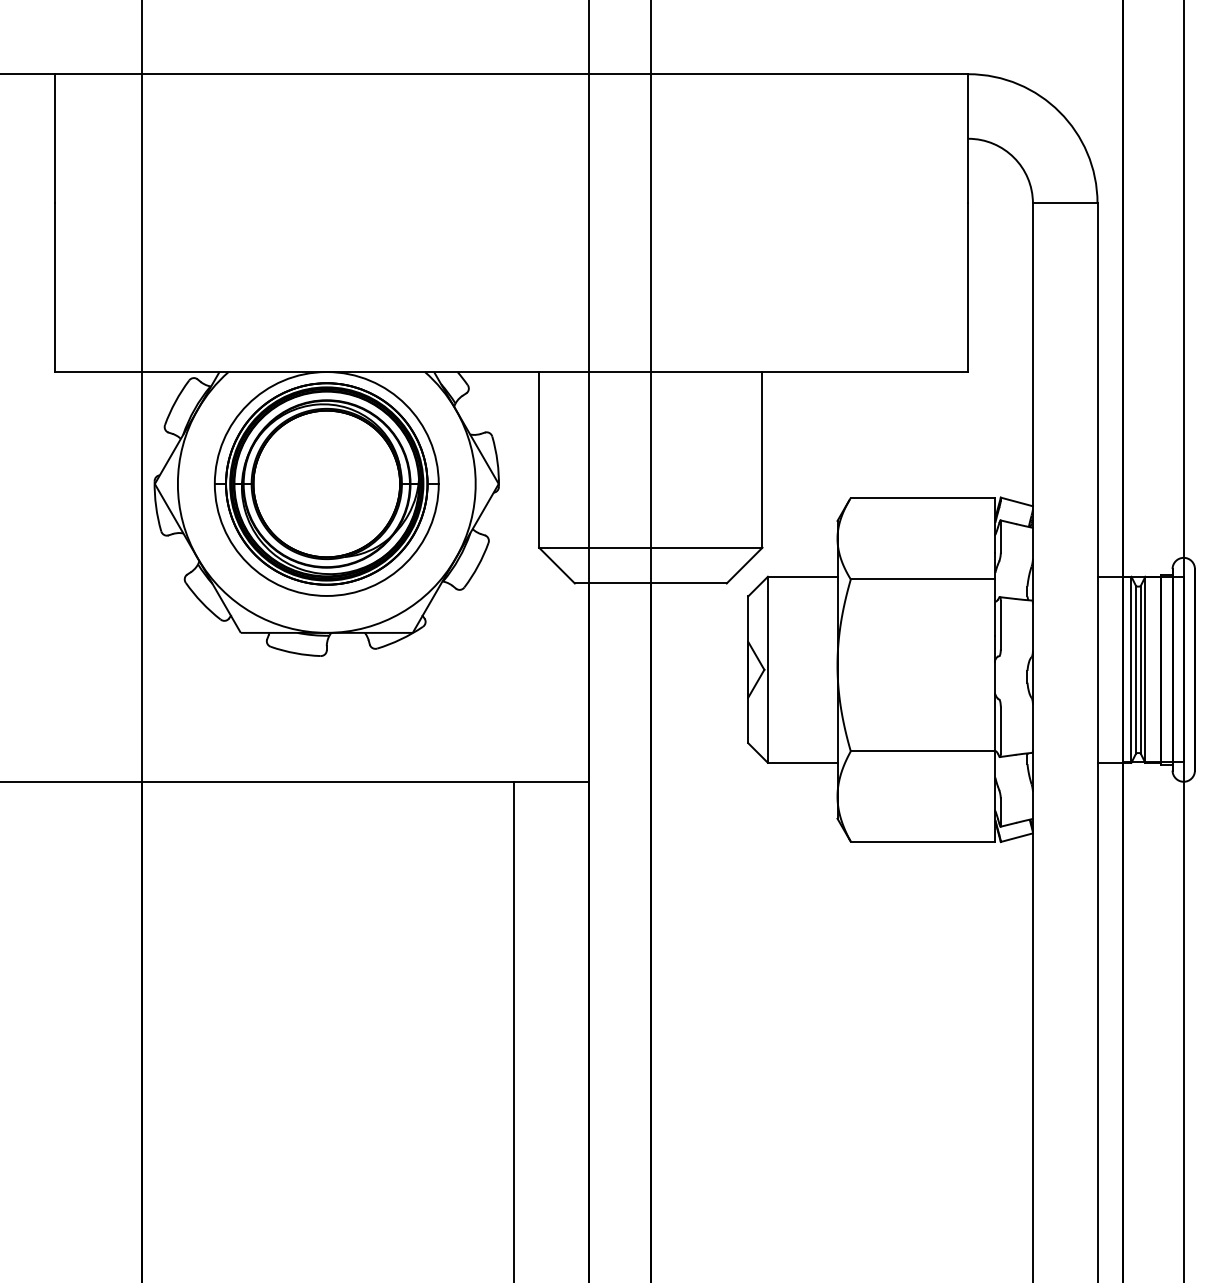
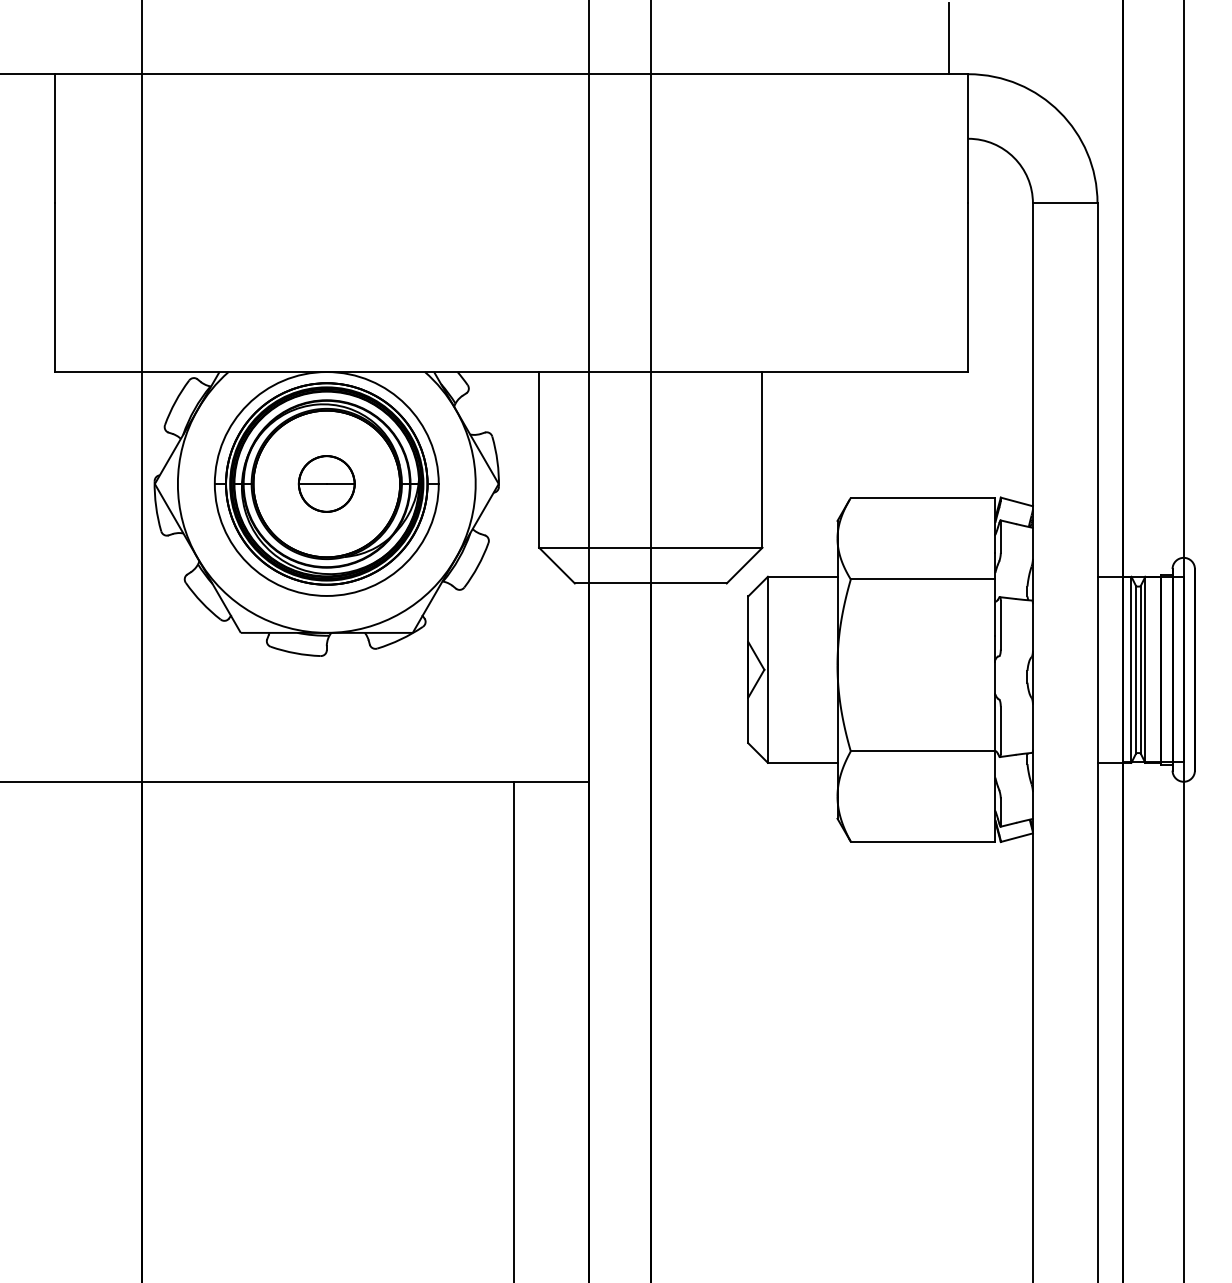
line: none -> present (948, 38)
part: none -> present (326, 483)
